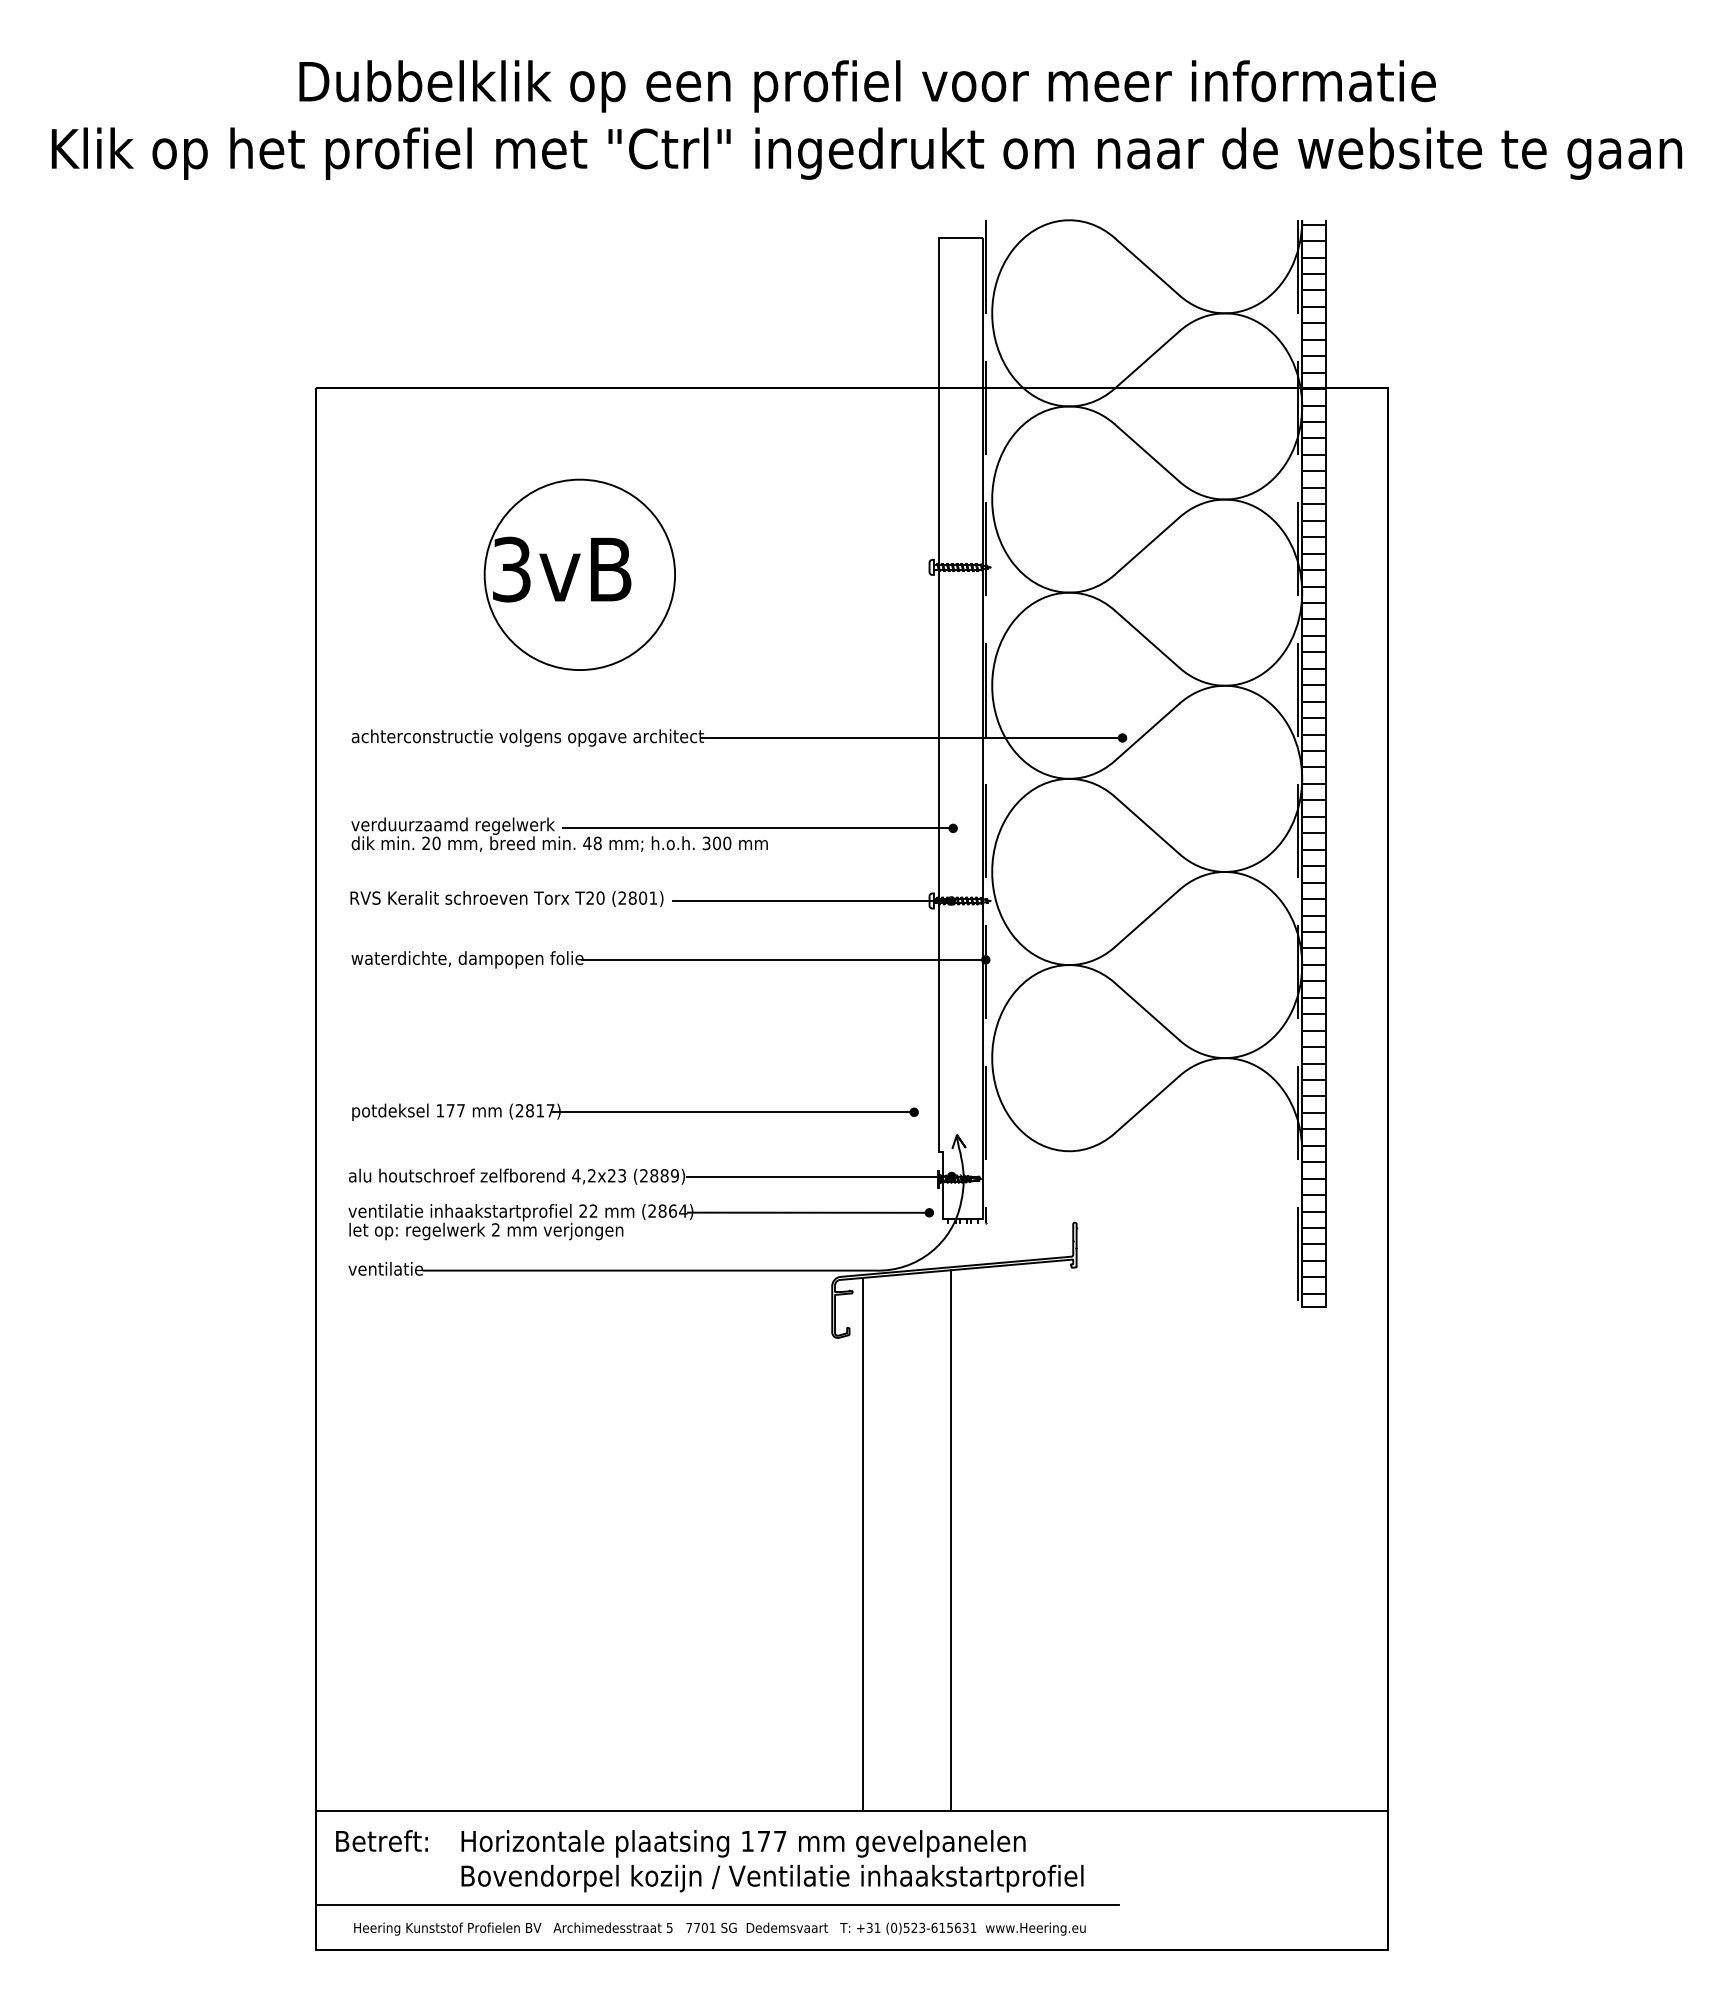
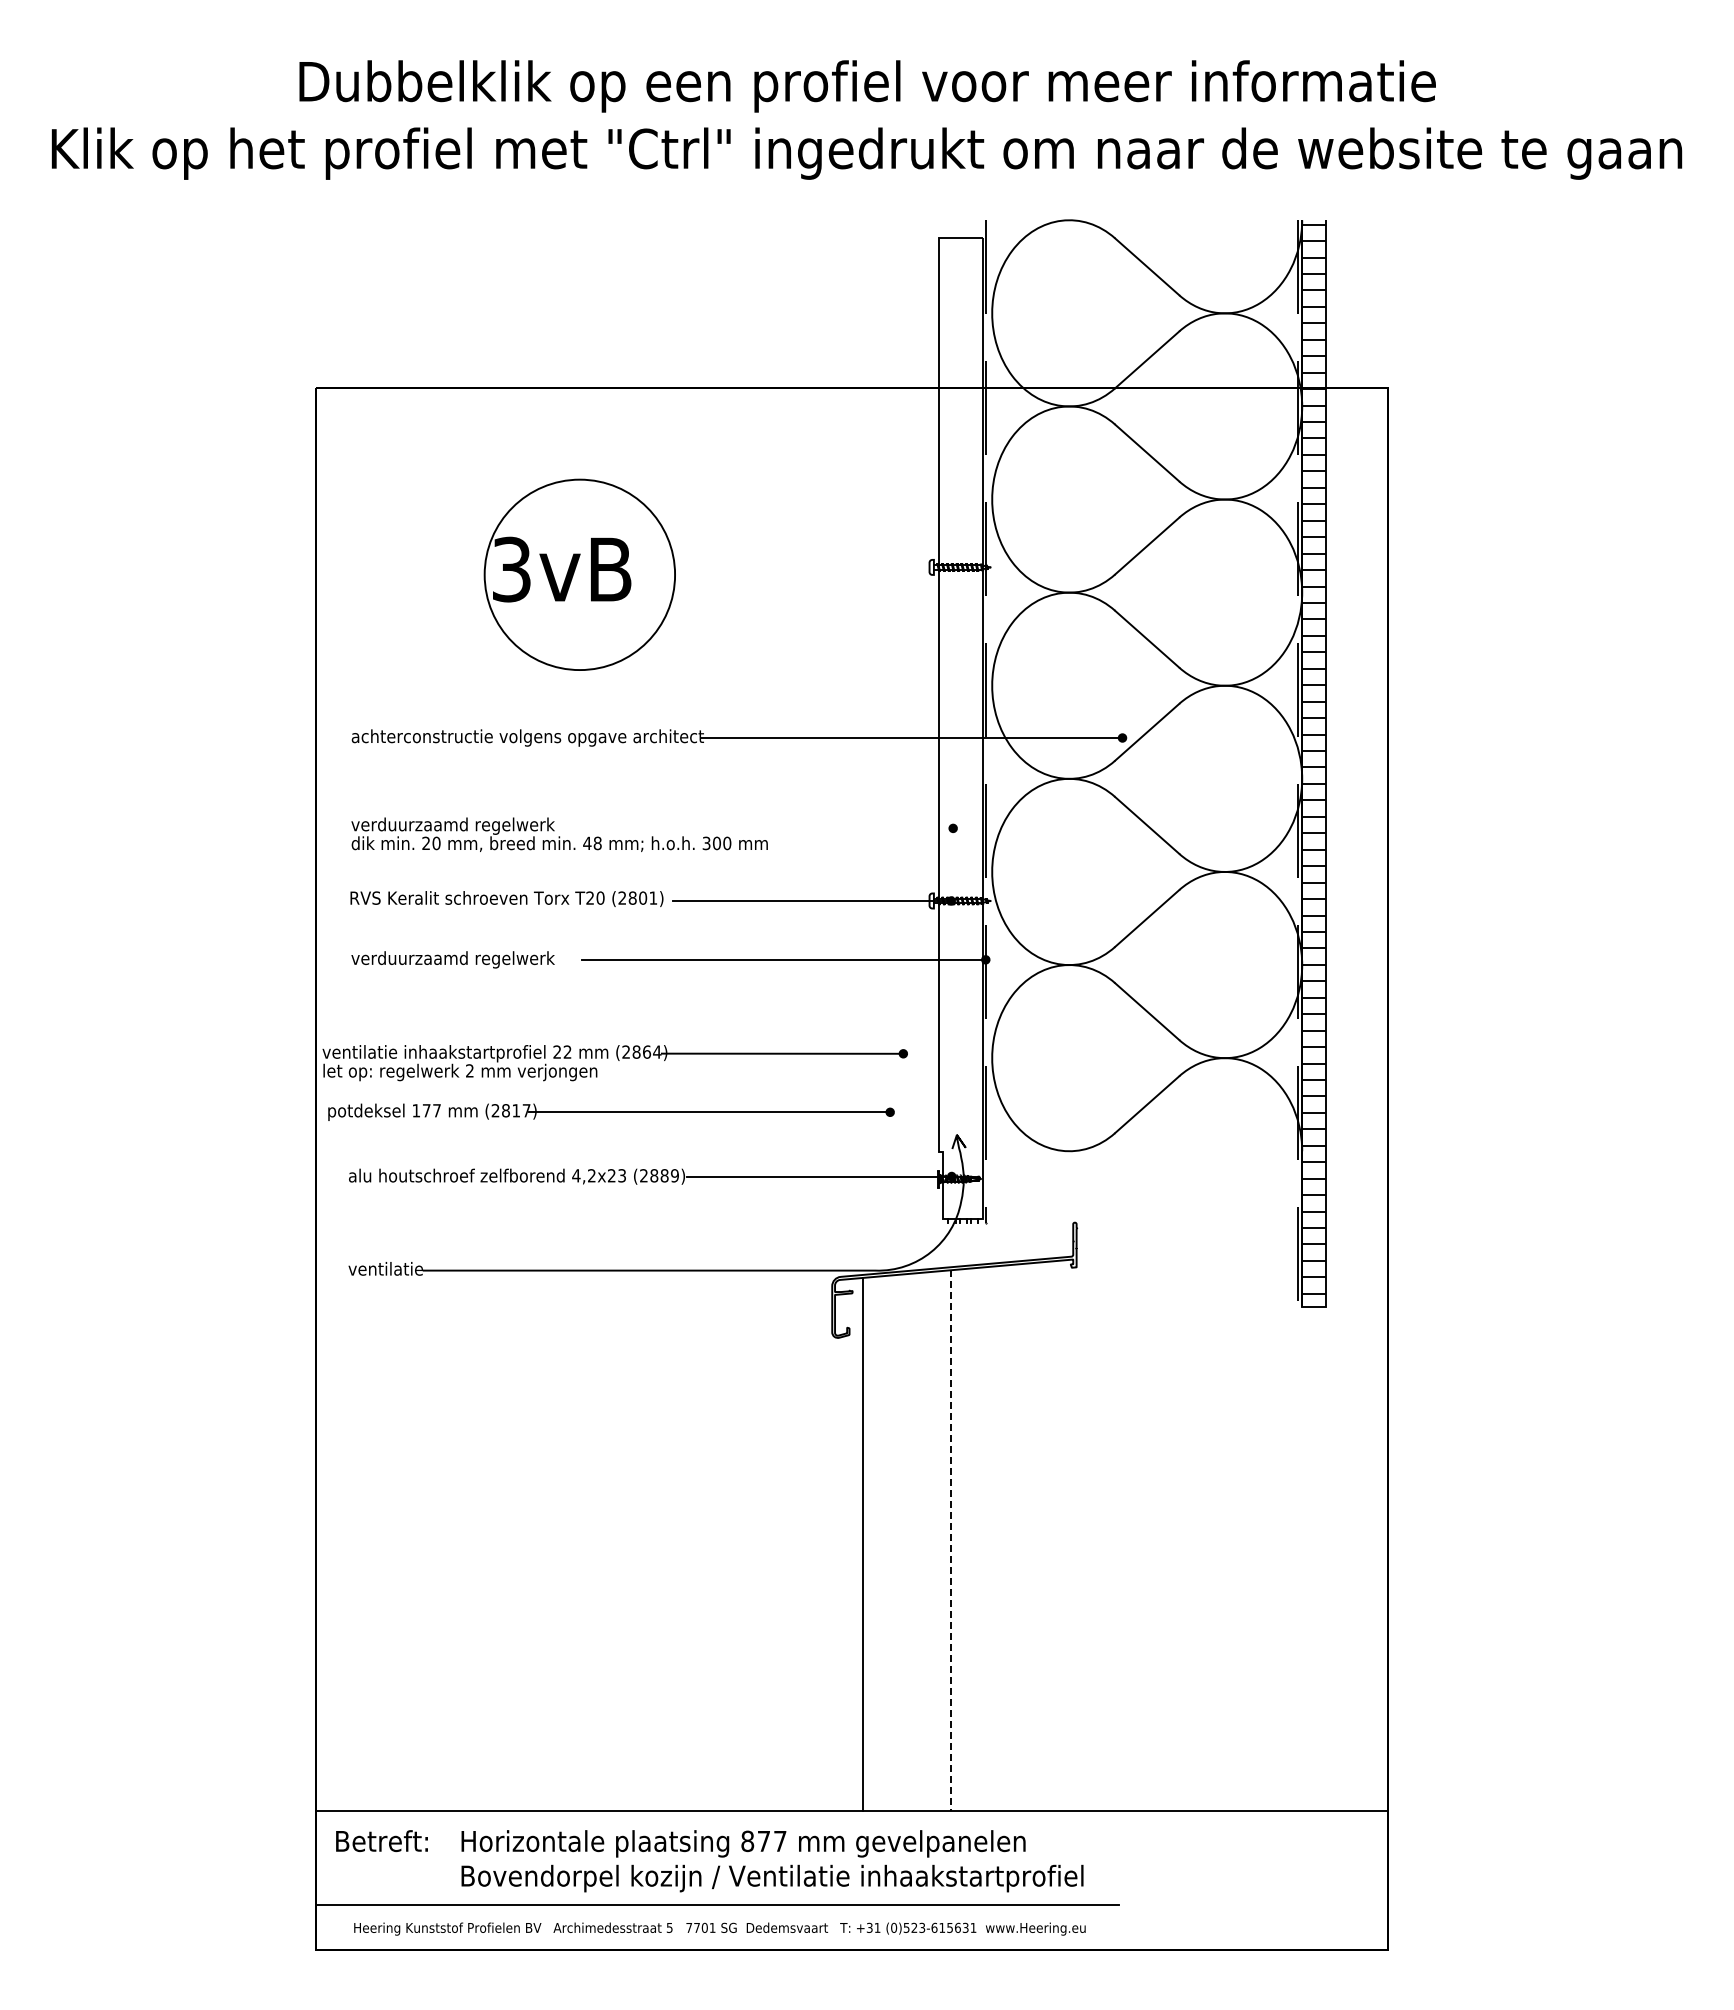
line: present -> none (757, 828)
text: waterdichte, dampopen folie -> verduurzaamd regelwerk (467, 959)
part position: (635, 1111) -> (611, 1111) (611, 1111)
part position: (640, 1222) -> (614, 1063) (614, 1063)
line: solid -> dashed (951, 1541)
text: 177 -> 877 (747, 1841)
